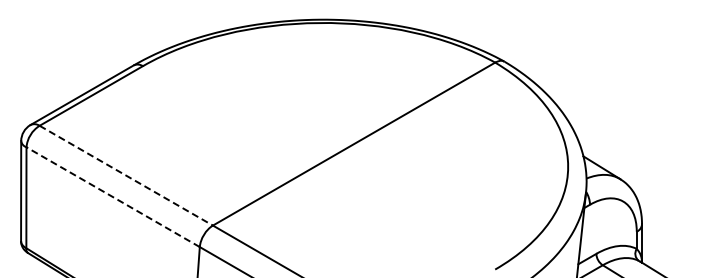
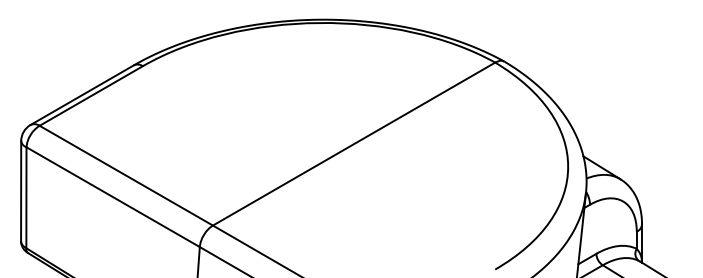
line: dashed -> solid (126, 175)
line: dashed -> solid (113, 197)
